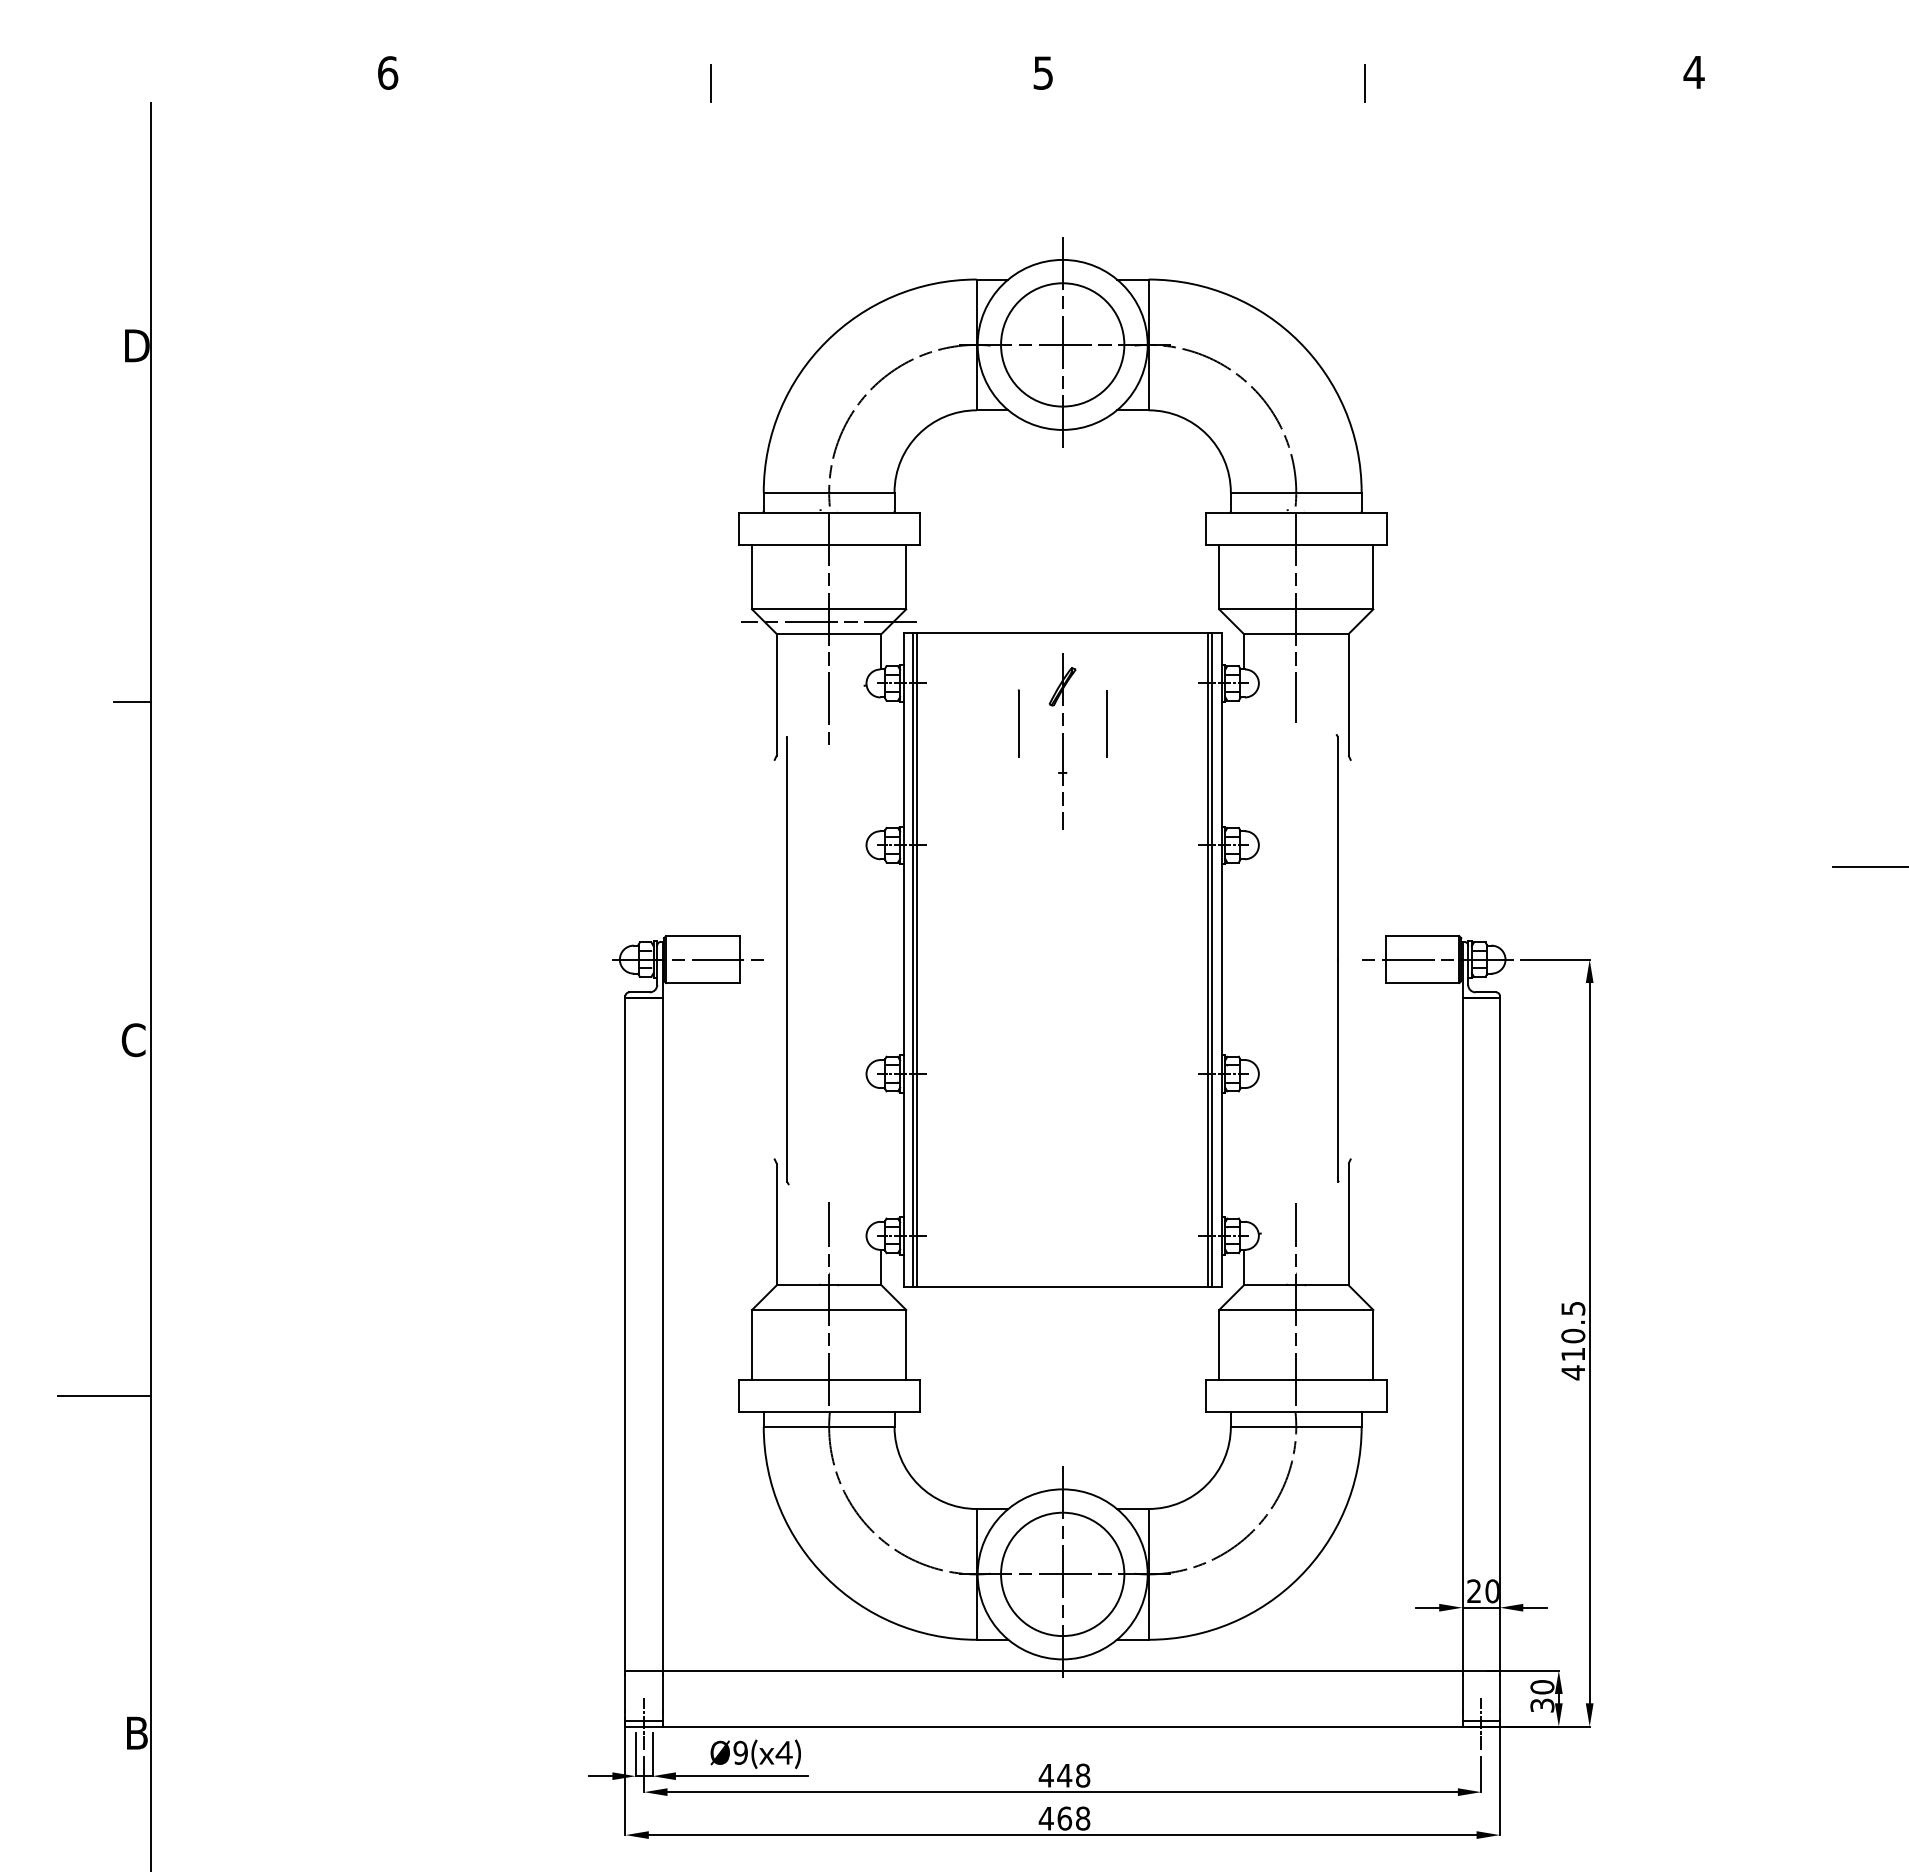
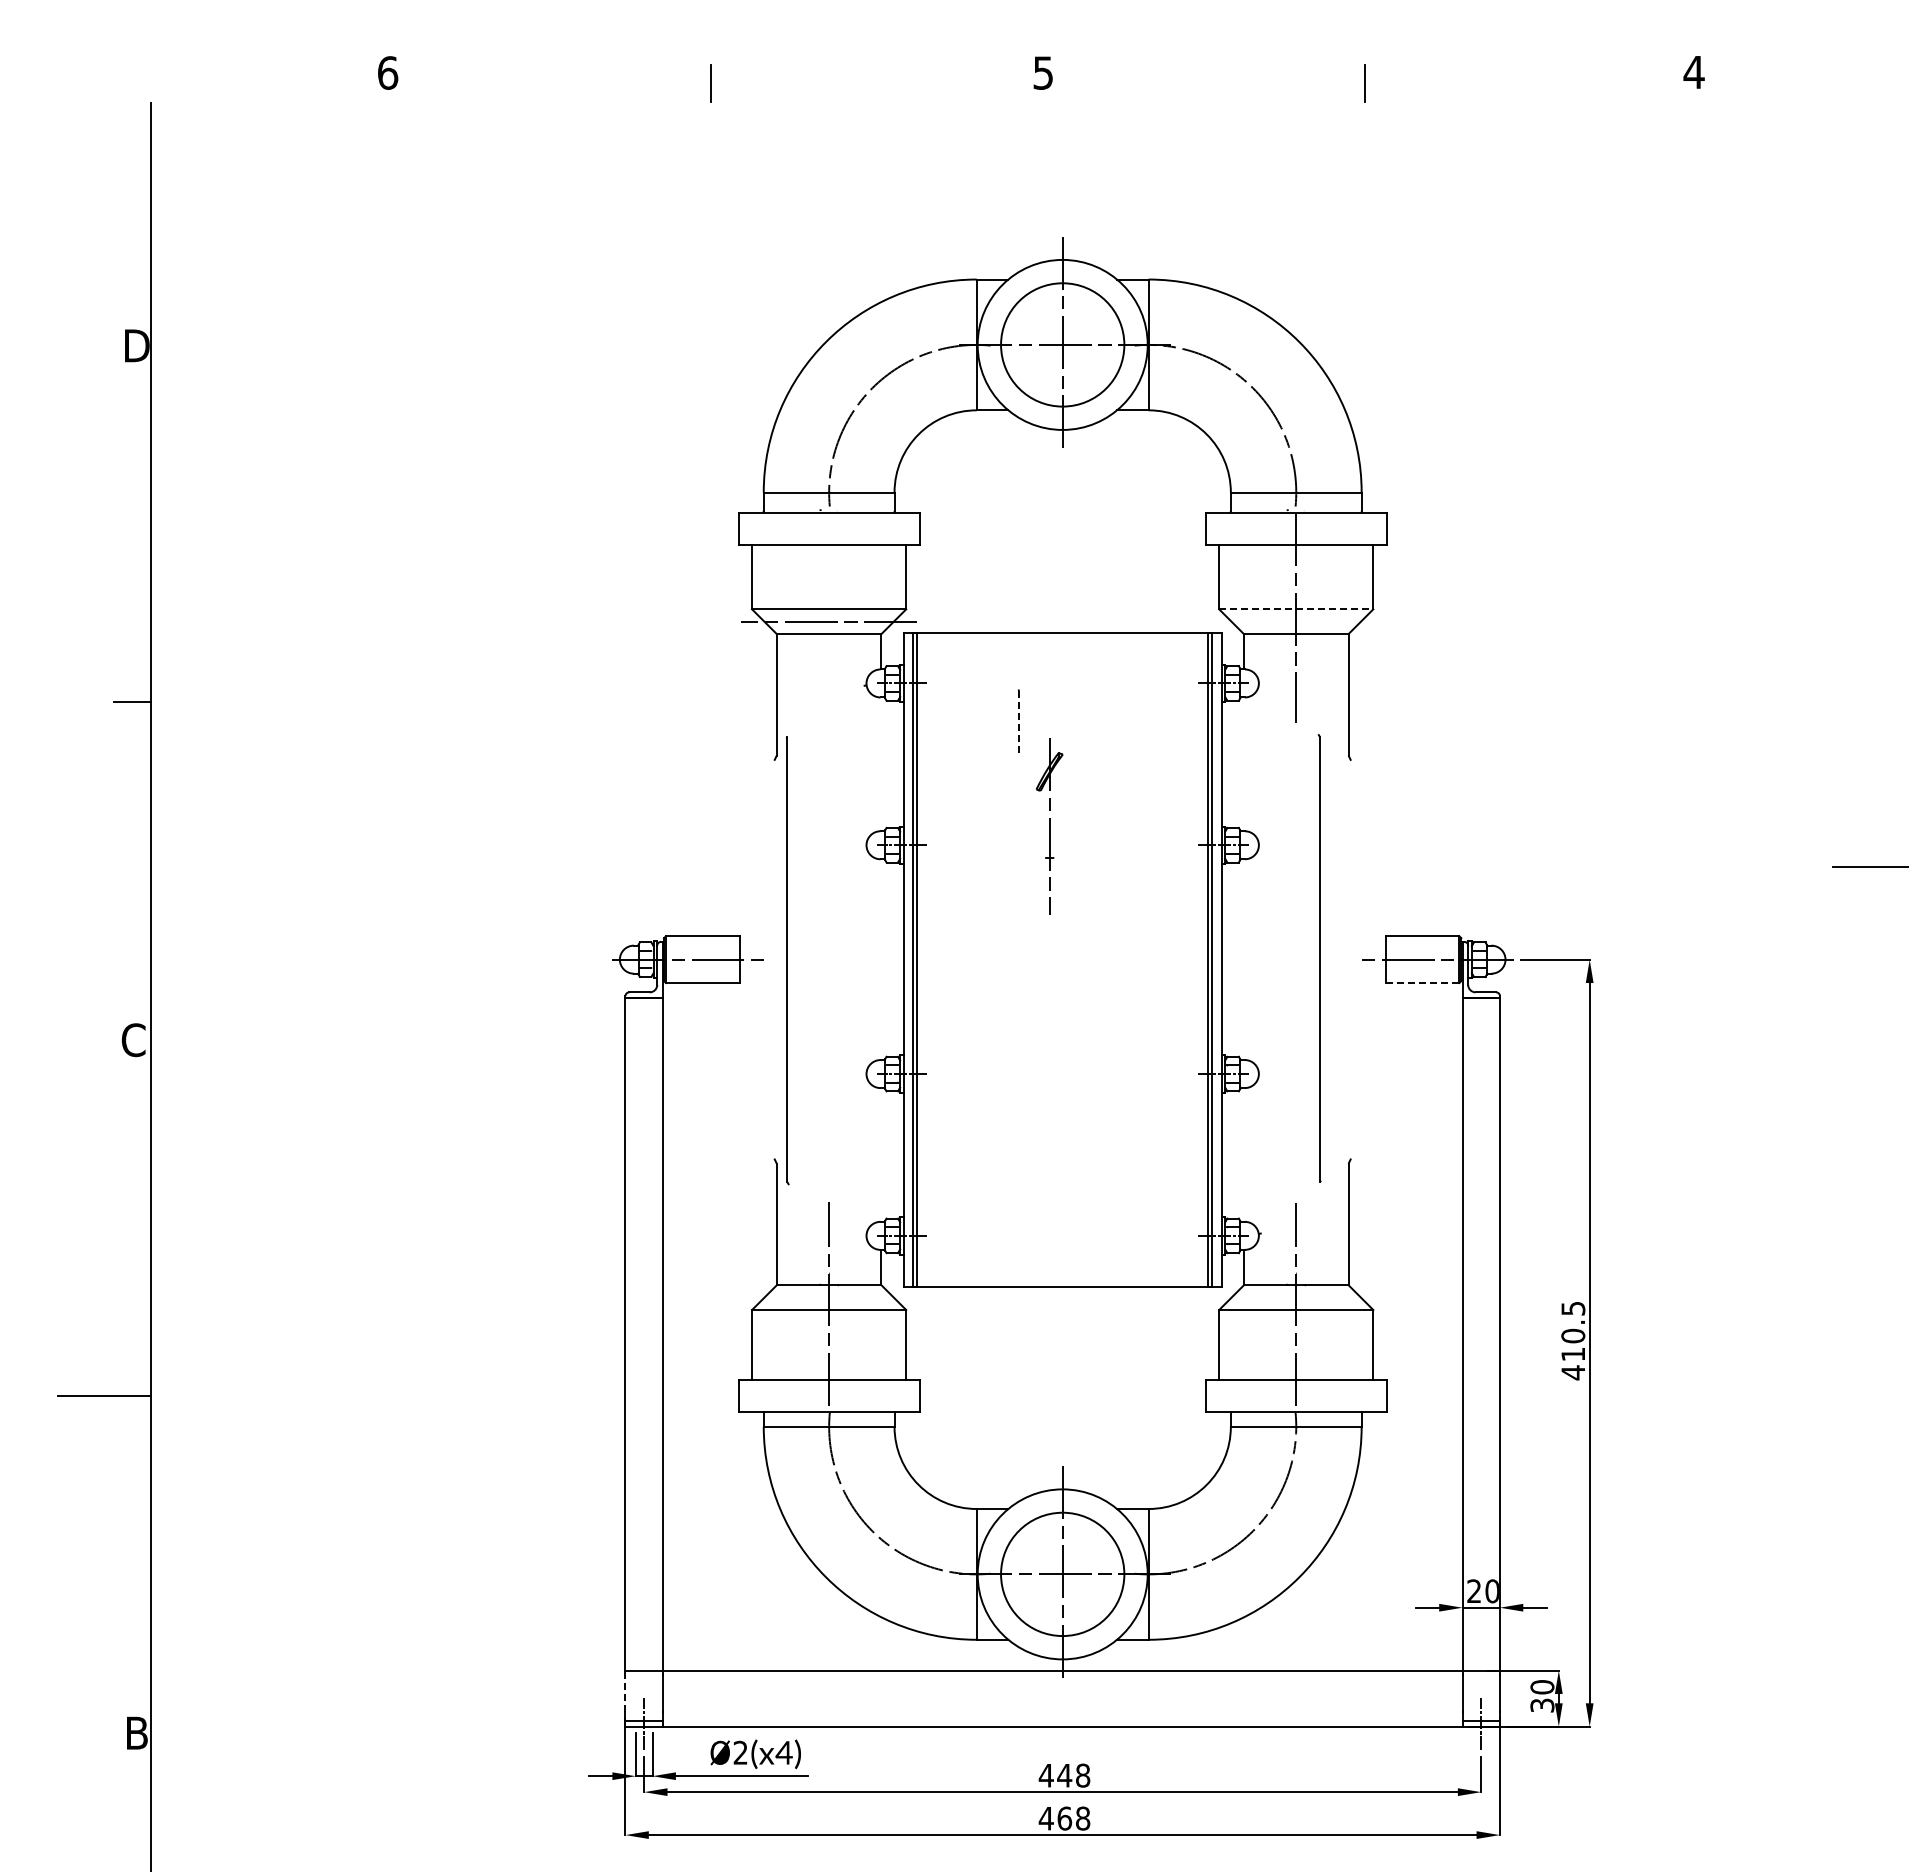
line: solid -> dashed (1296, 609)
line: present -> none (829, 629)
line: solid -> dashed (1018, 723)
line: present -> none (1106, 723)
part position: (1062, 741) -> (1049, 826) (1049, 826)
part position: (1337, 958) -> (1319, 958) (1319, 958)
line: solid -> dashed (1422, 983)
line: solid -> dashed (625, 1693)
text: Ø9 -> Ø2 (740, 1752)
